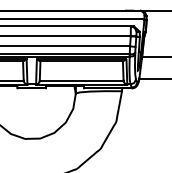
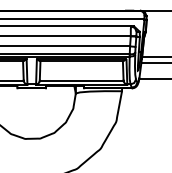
line: none -> present (154, 62)
